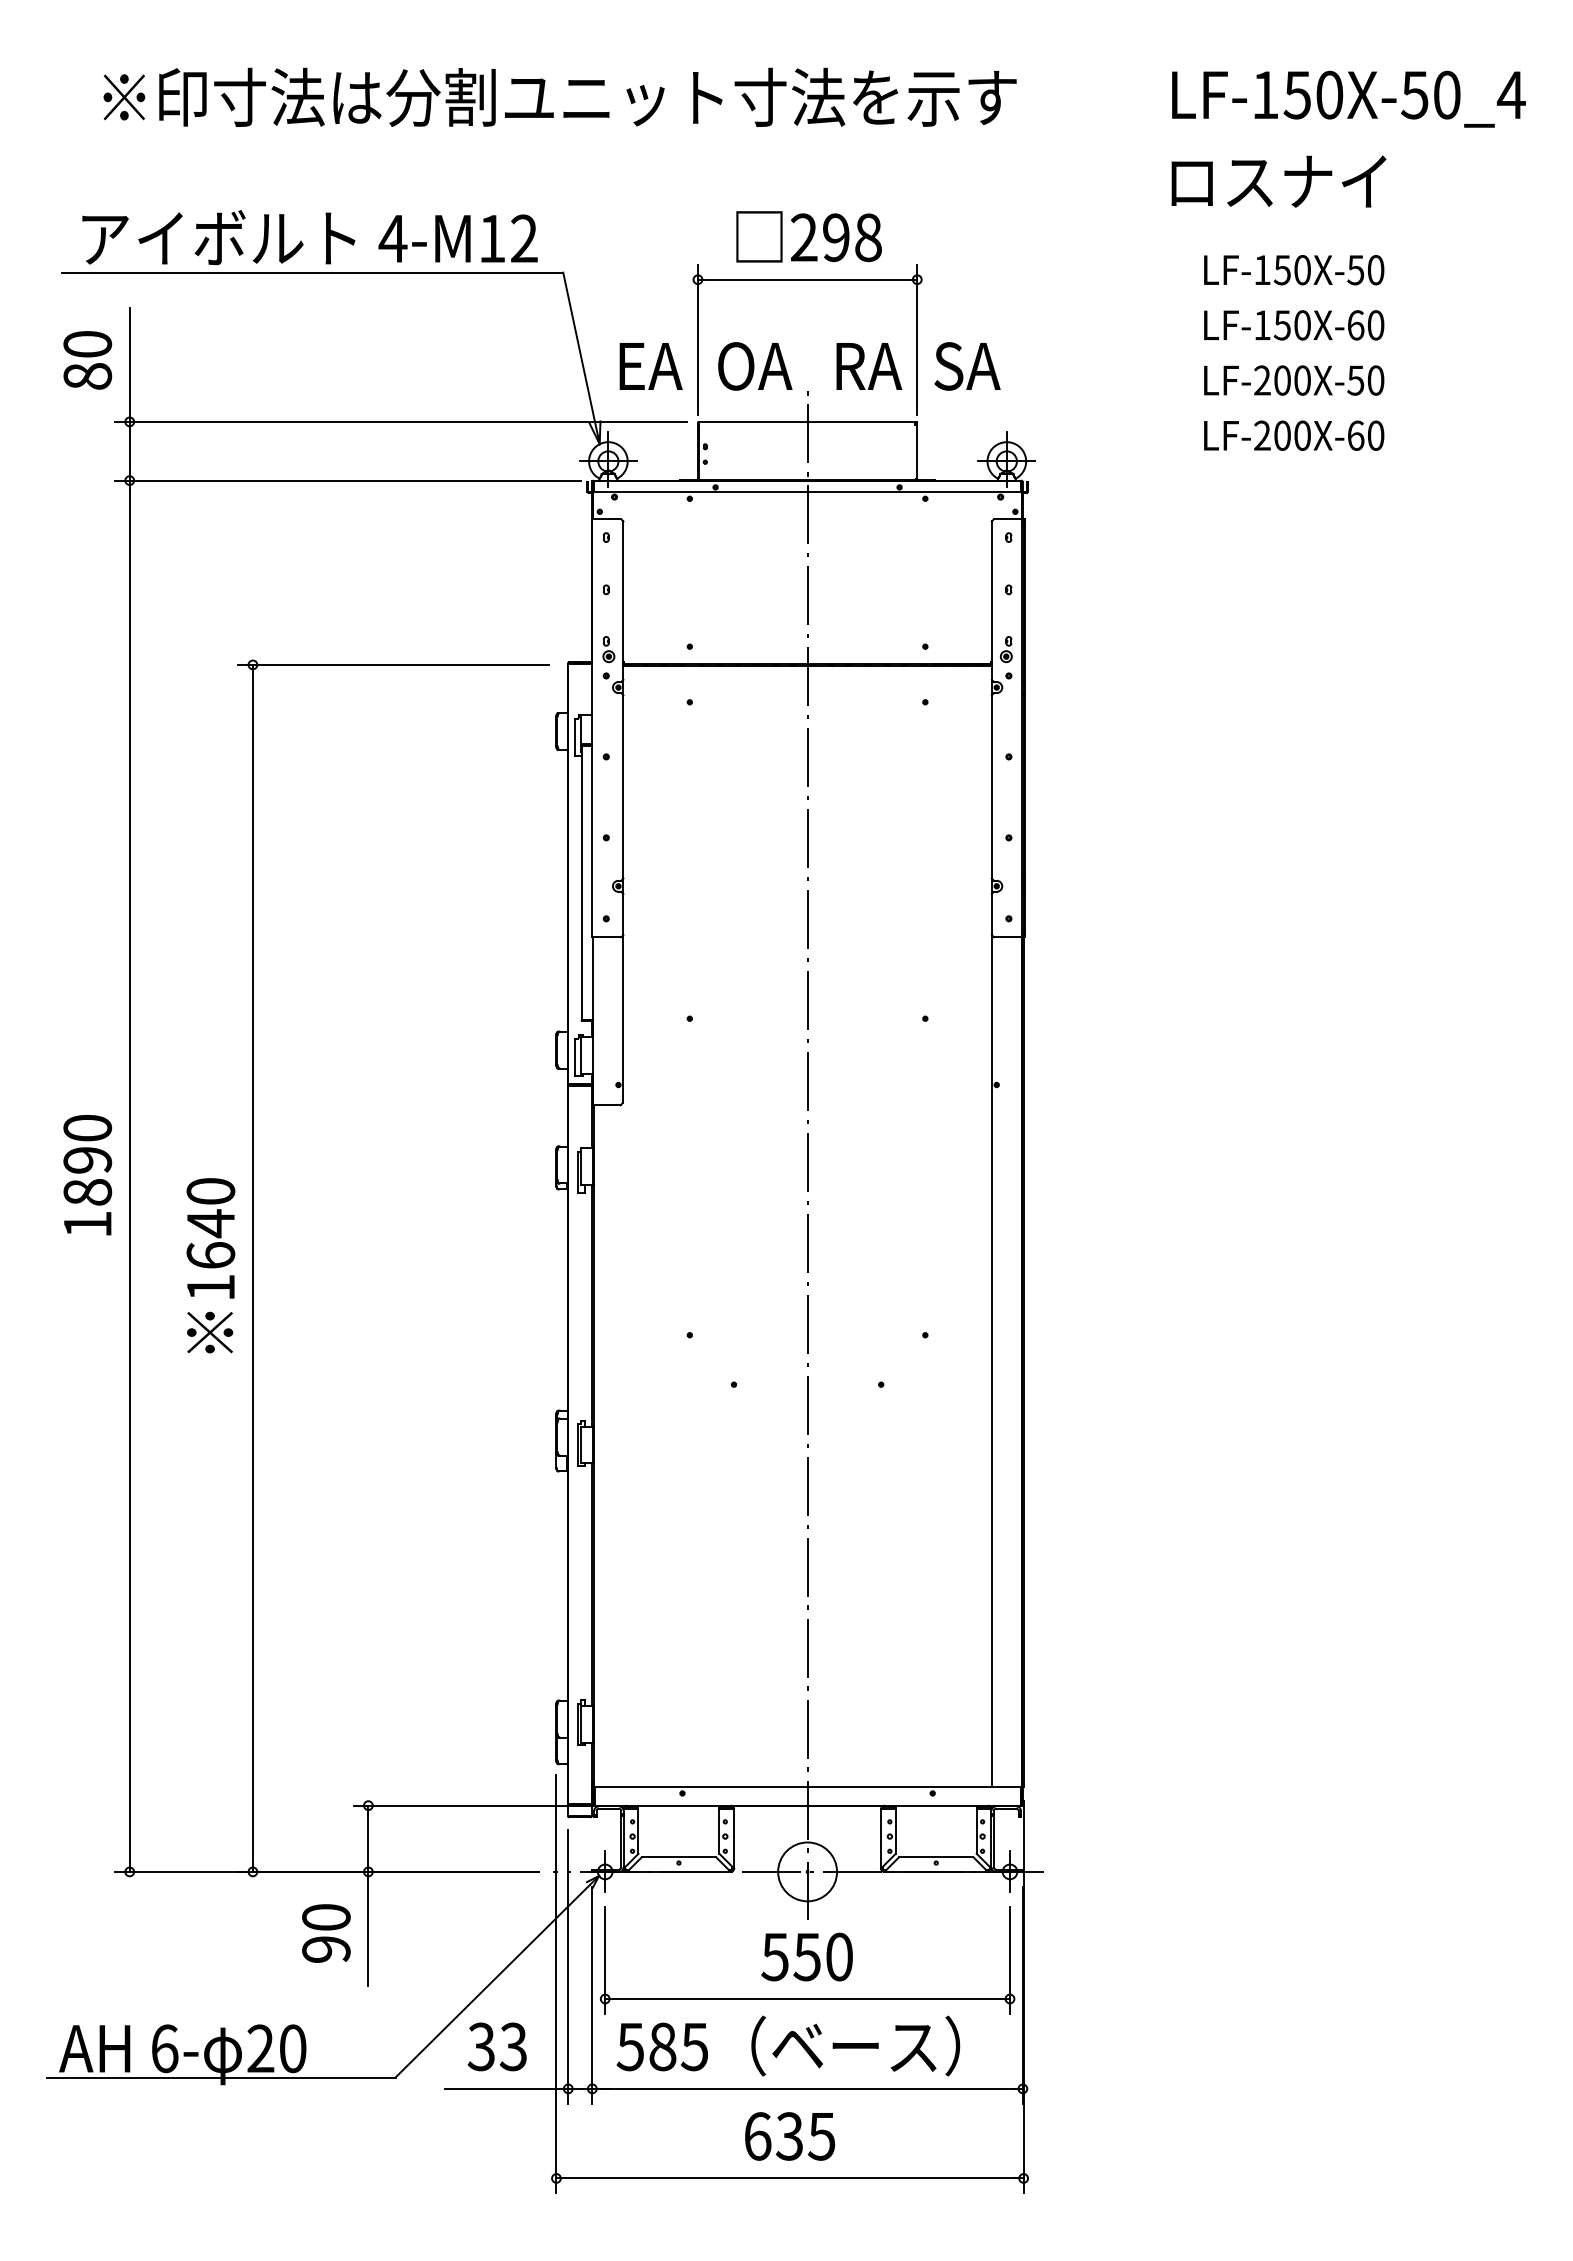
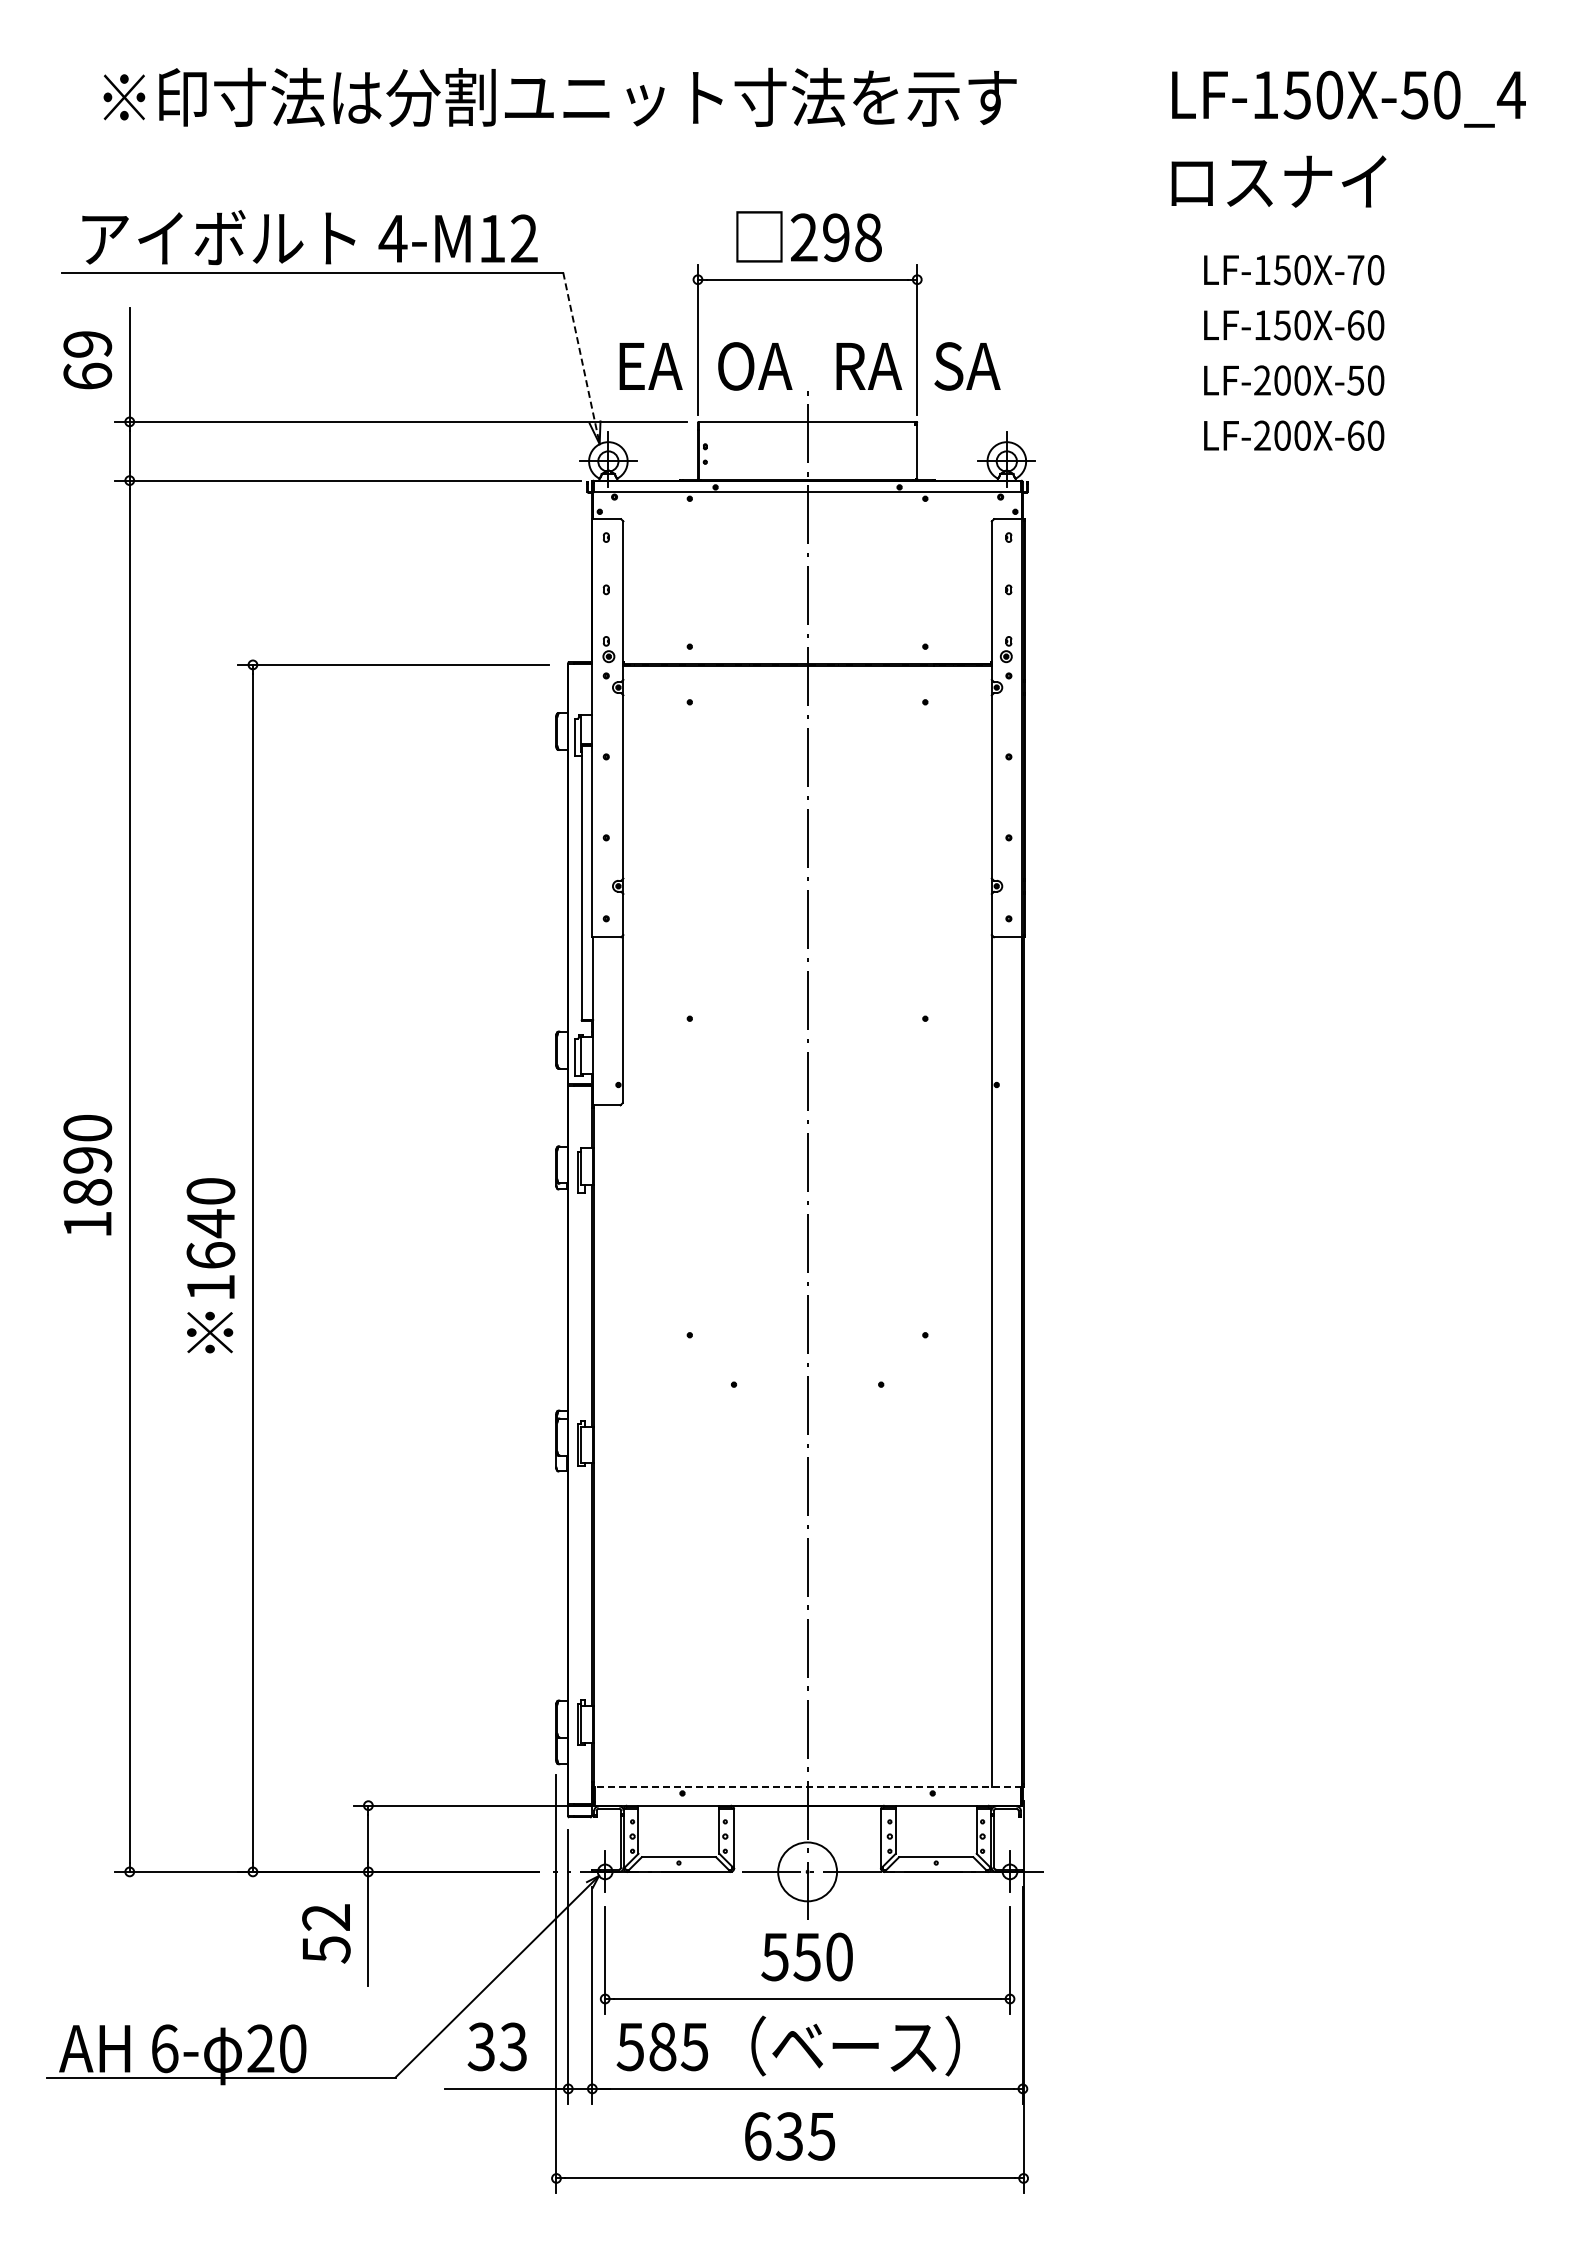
text: LF-150X-50 -> LF-150X-70 (1355, 270)
line: solid -> dashed (581, 358)
text: 80 -> 69 (87, 360)
line: solid -> dashed (808, 1787)
text: 90 -> 52 (326, 1933)
